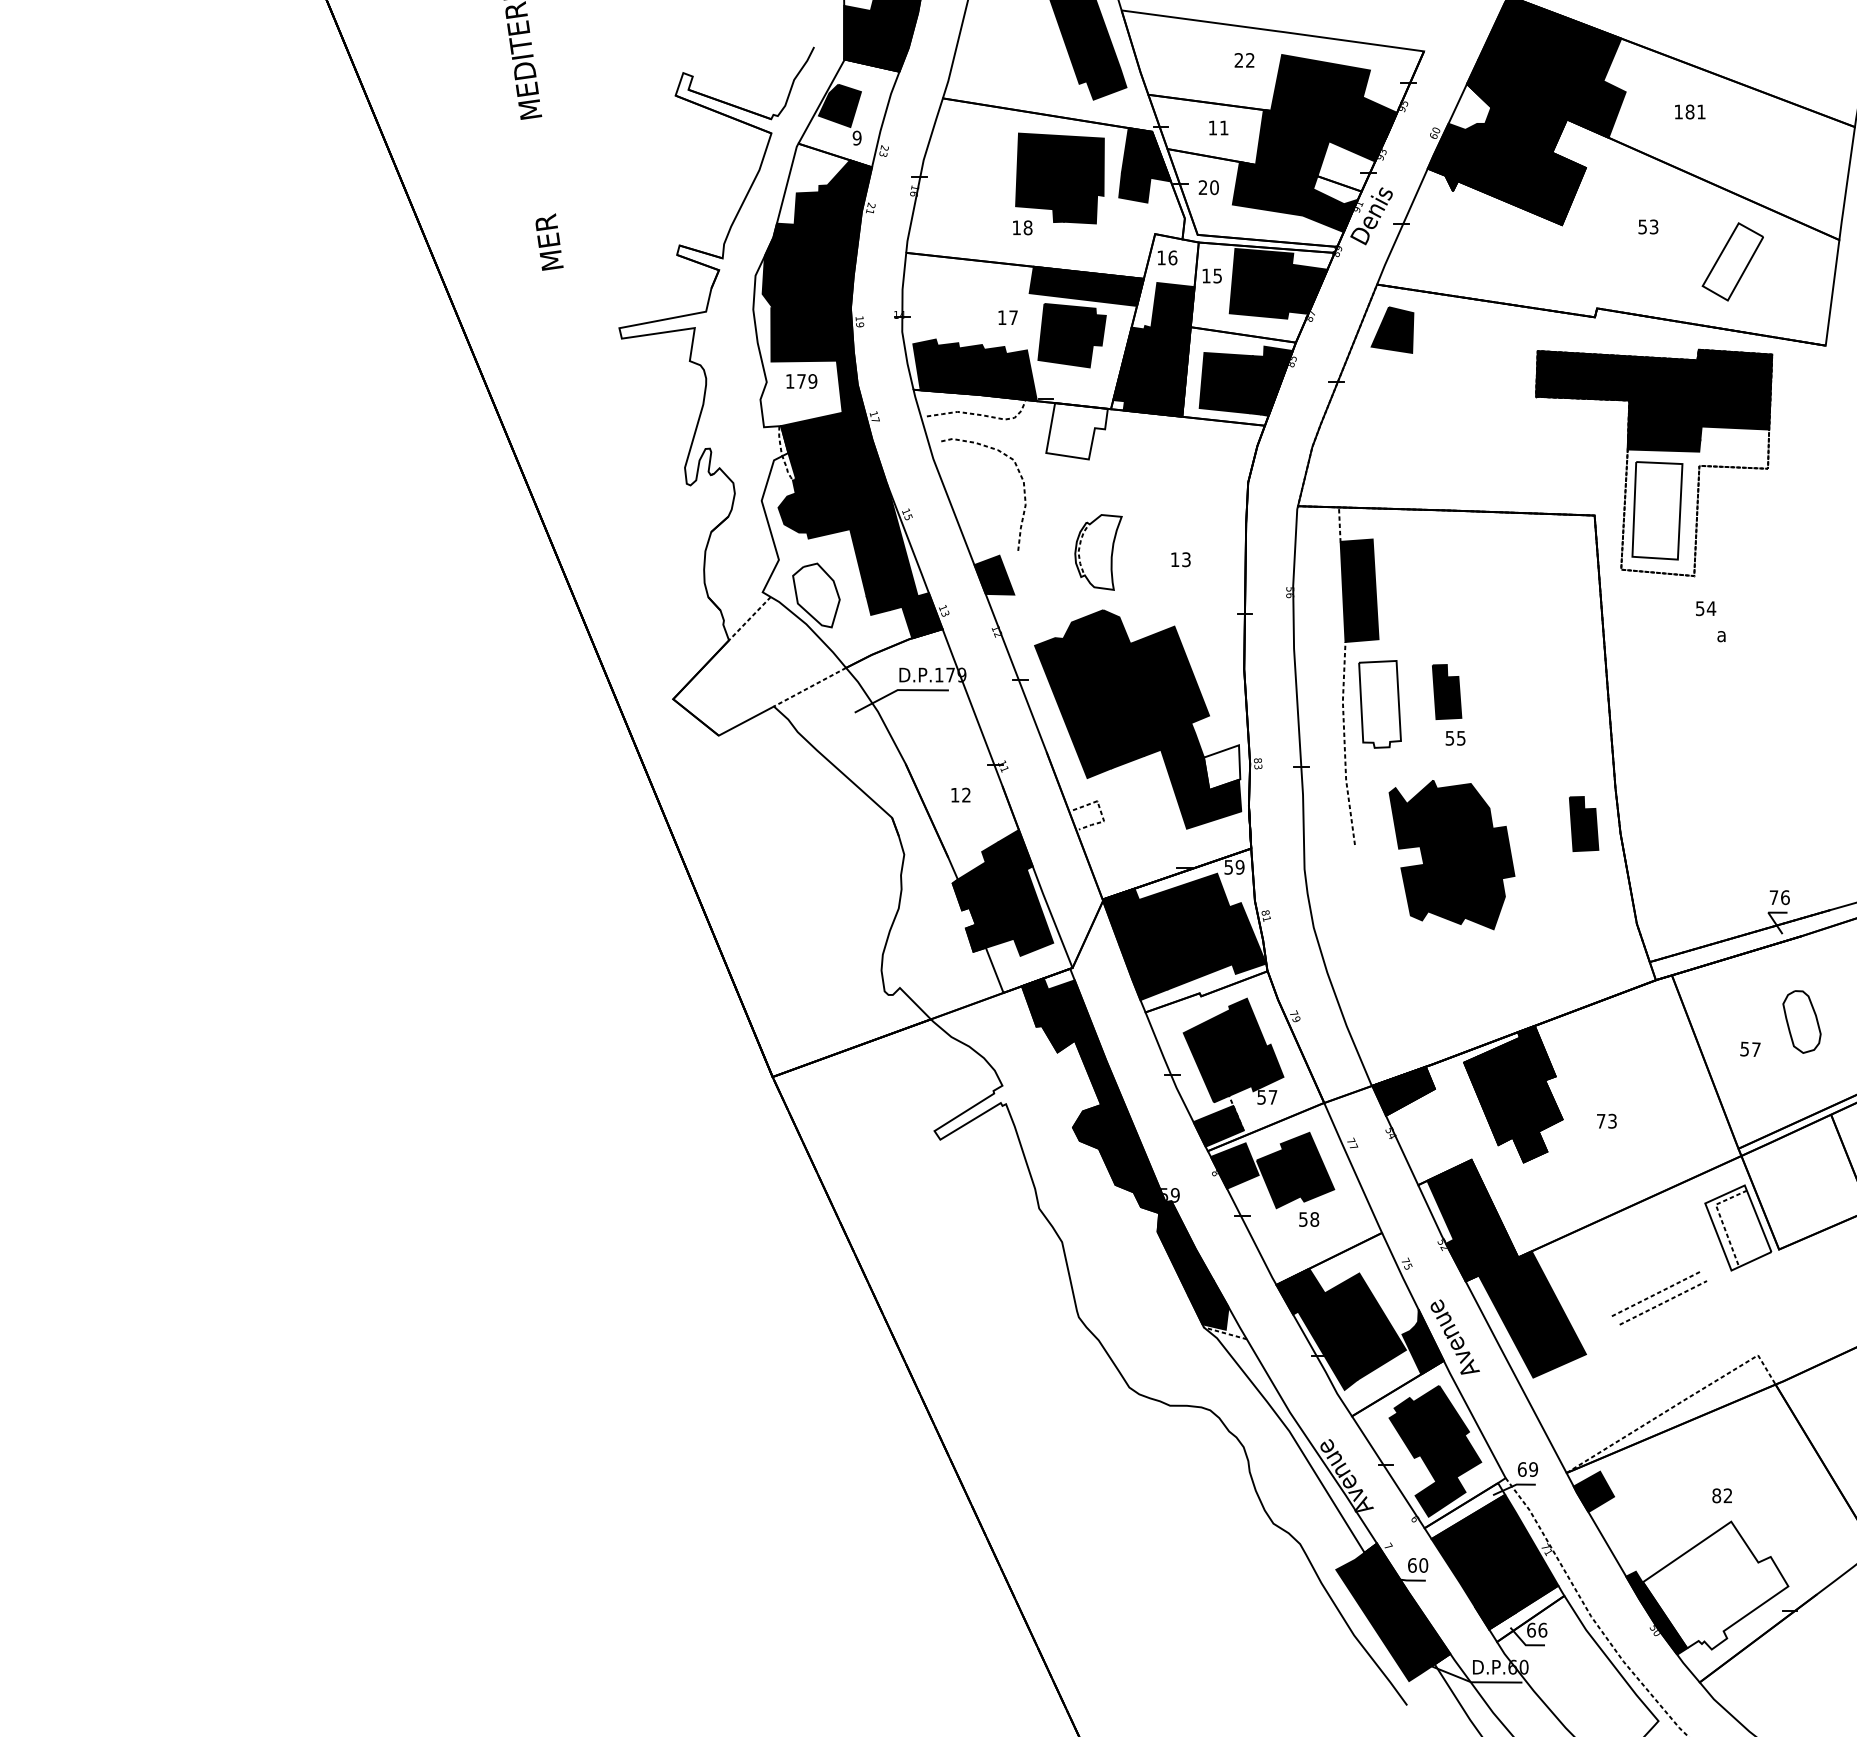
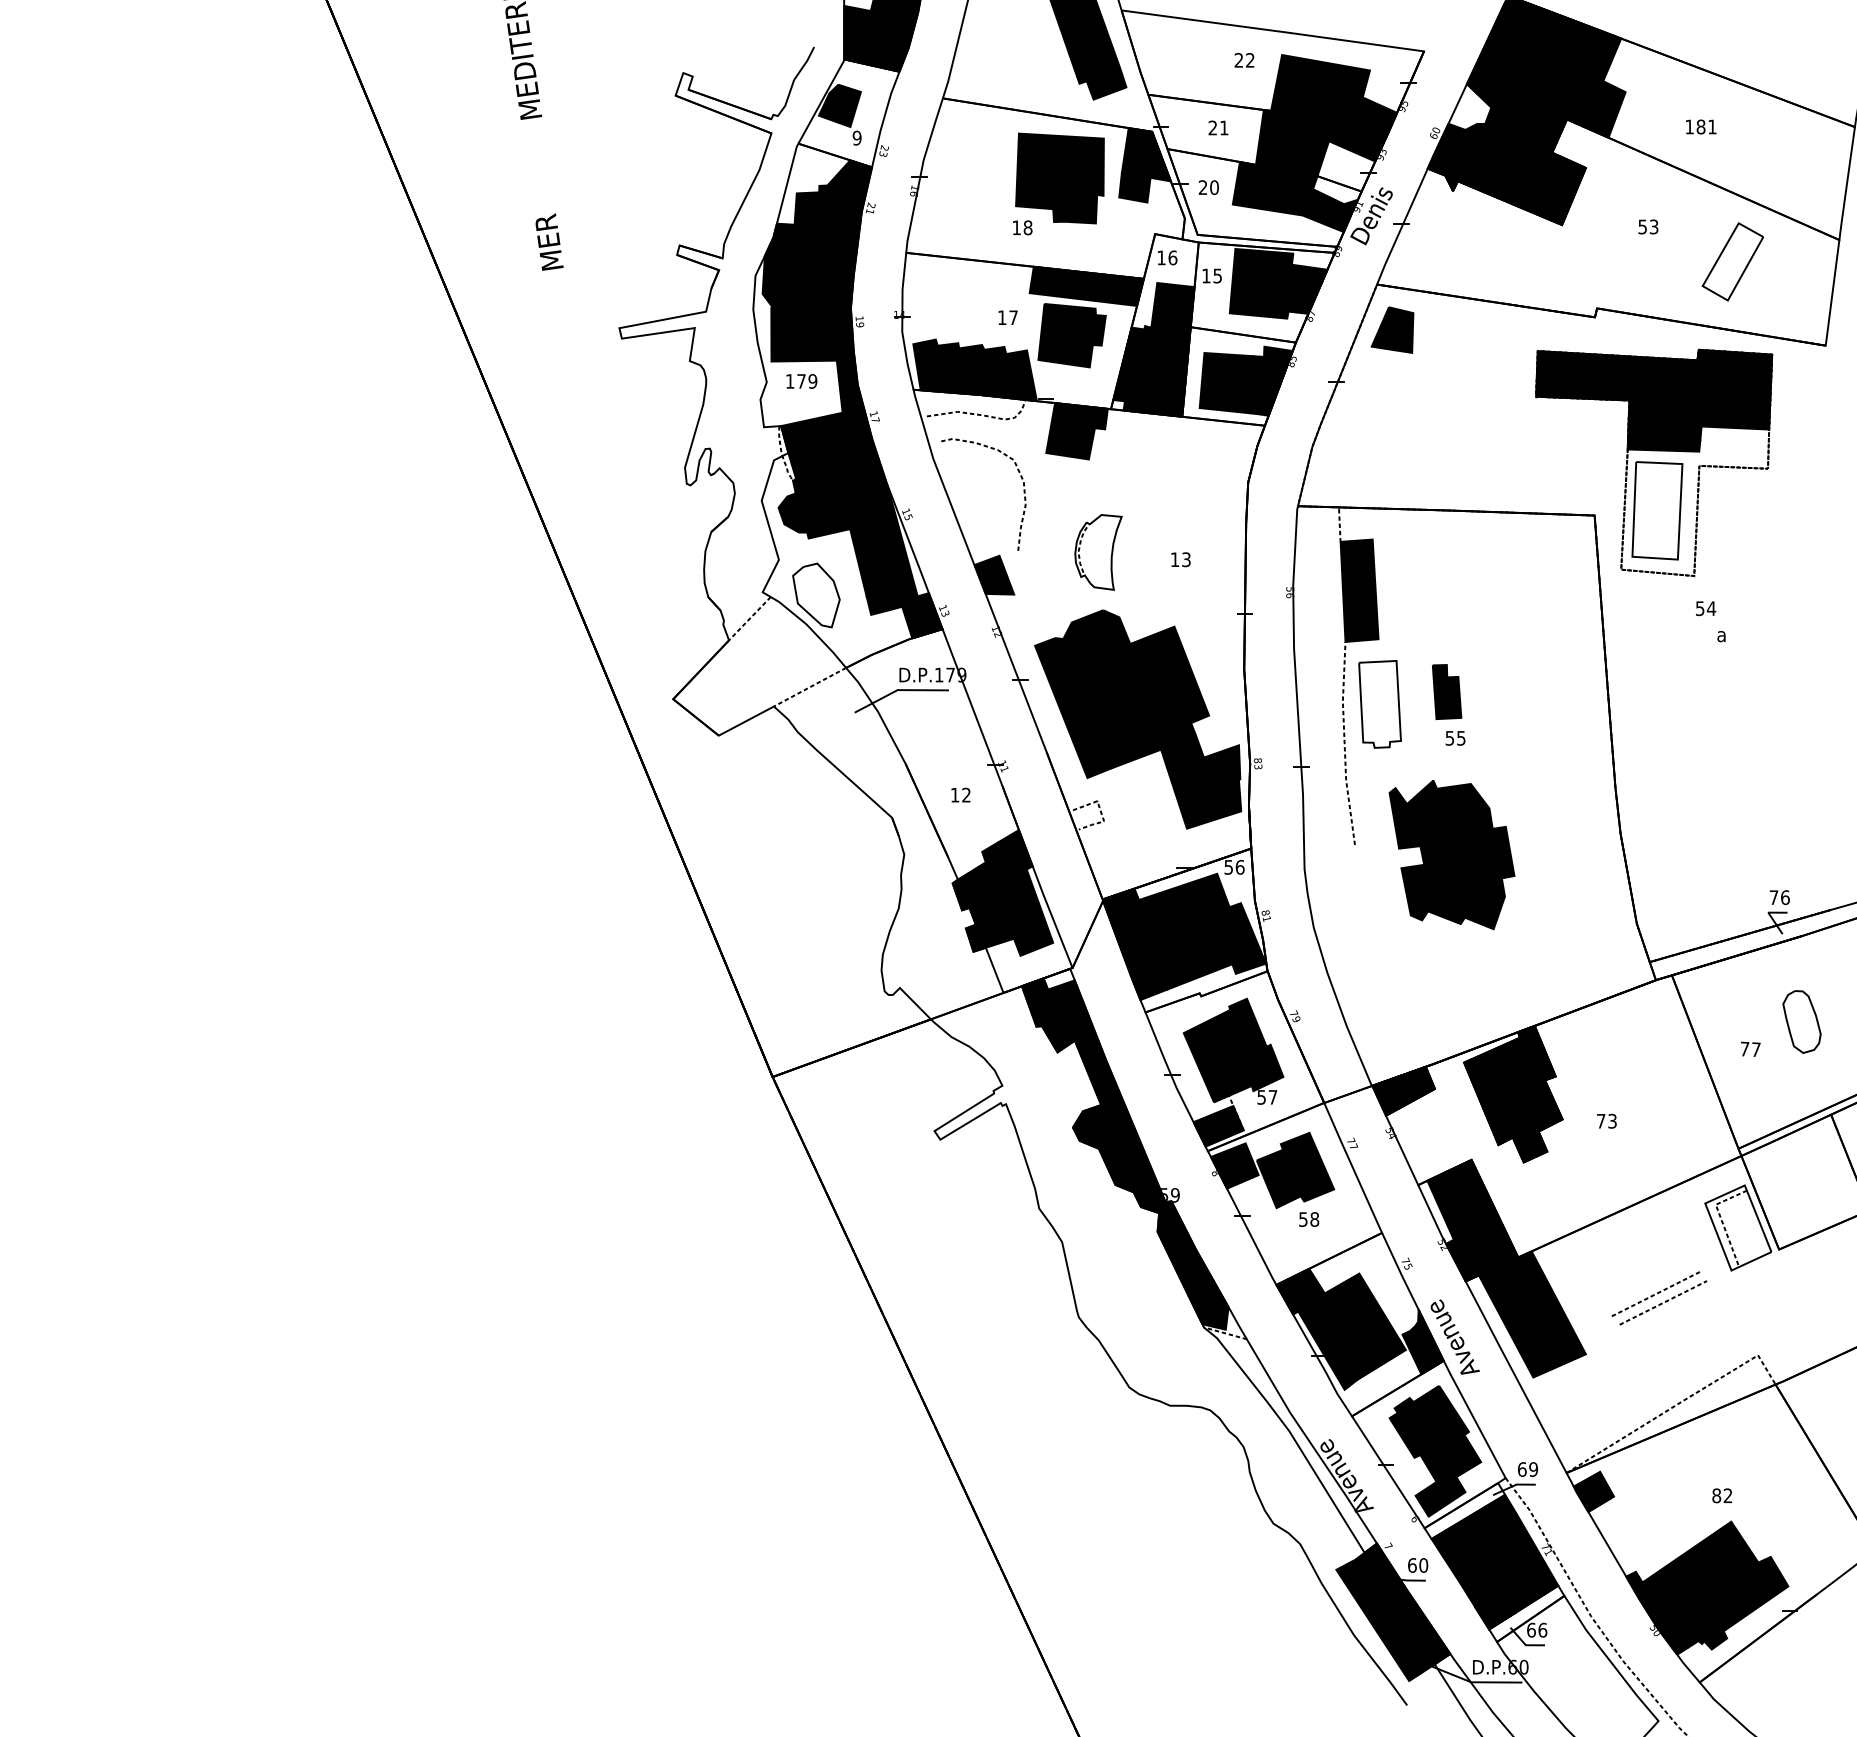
text position: (1690, 111) -> (1701, 126) (1701, 126)
text: 11 -> 21 (1212, 127)
fill: none -> present (1076, 431)
fill: none -> present (1221, 767)
part: present -> none (1584, 823)
text: 59 -> 56 (1239, 866)
text: 57 -> 77 (1744, 1048)
fill: none -> present (1715, 1585)
